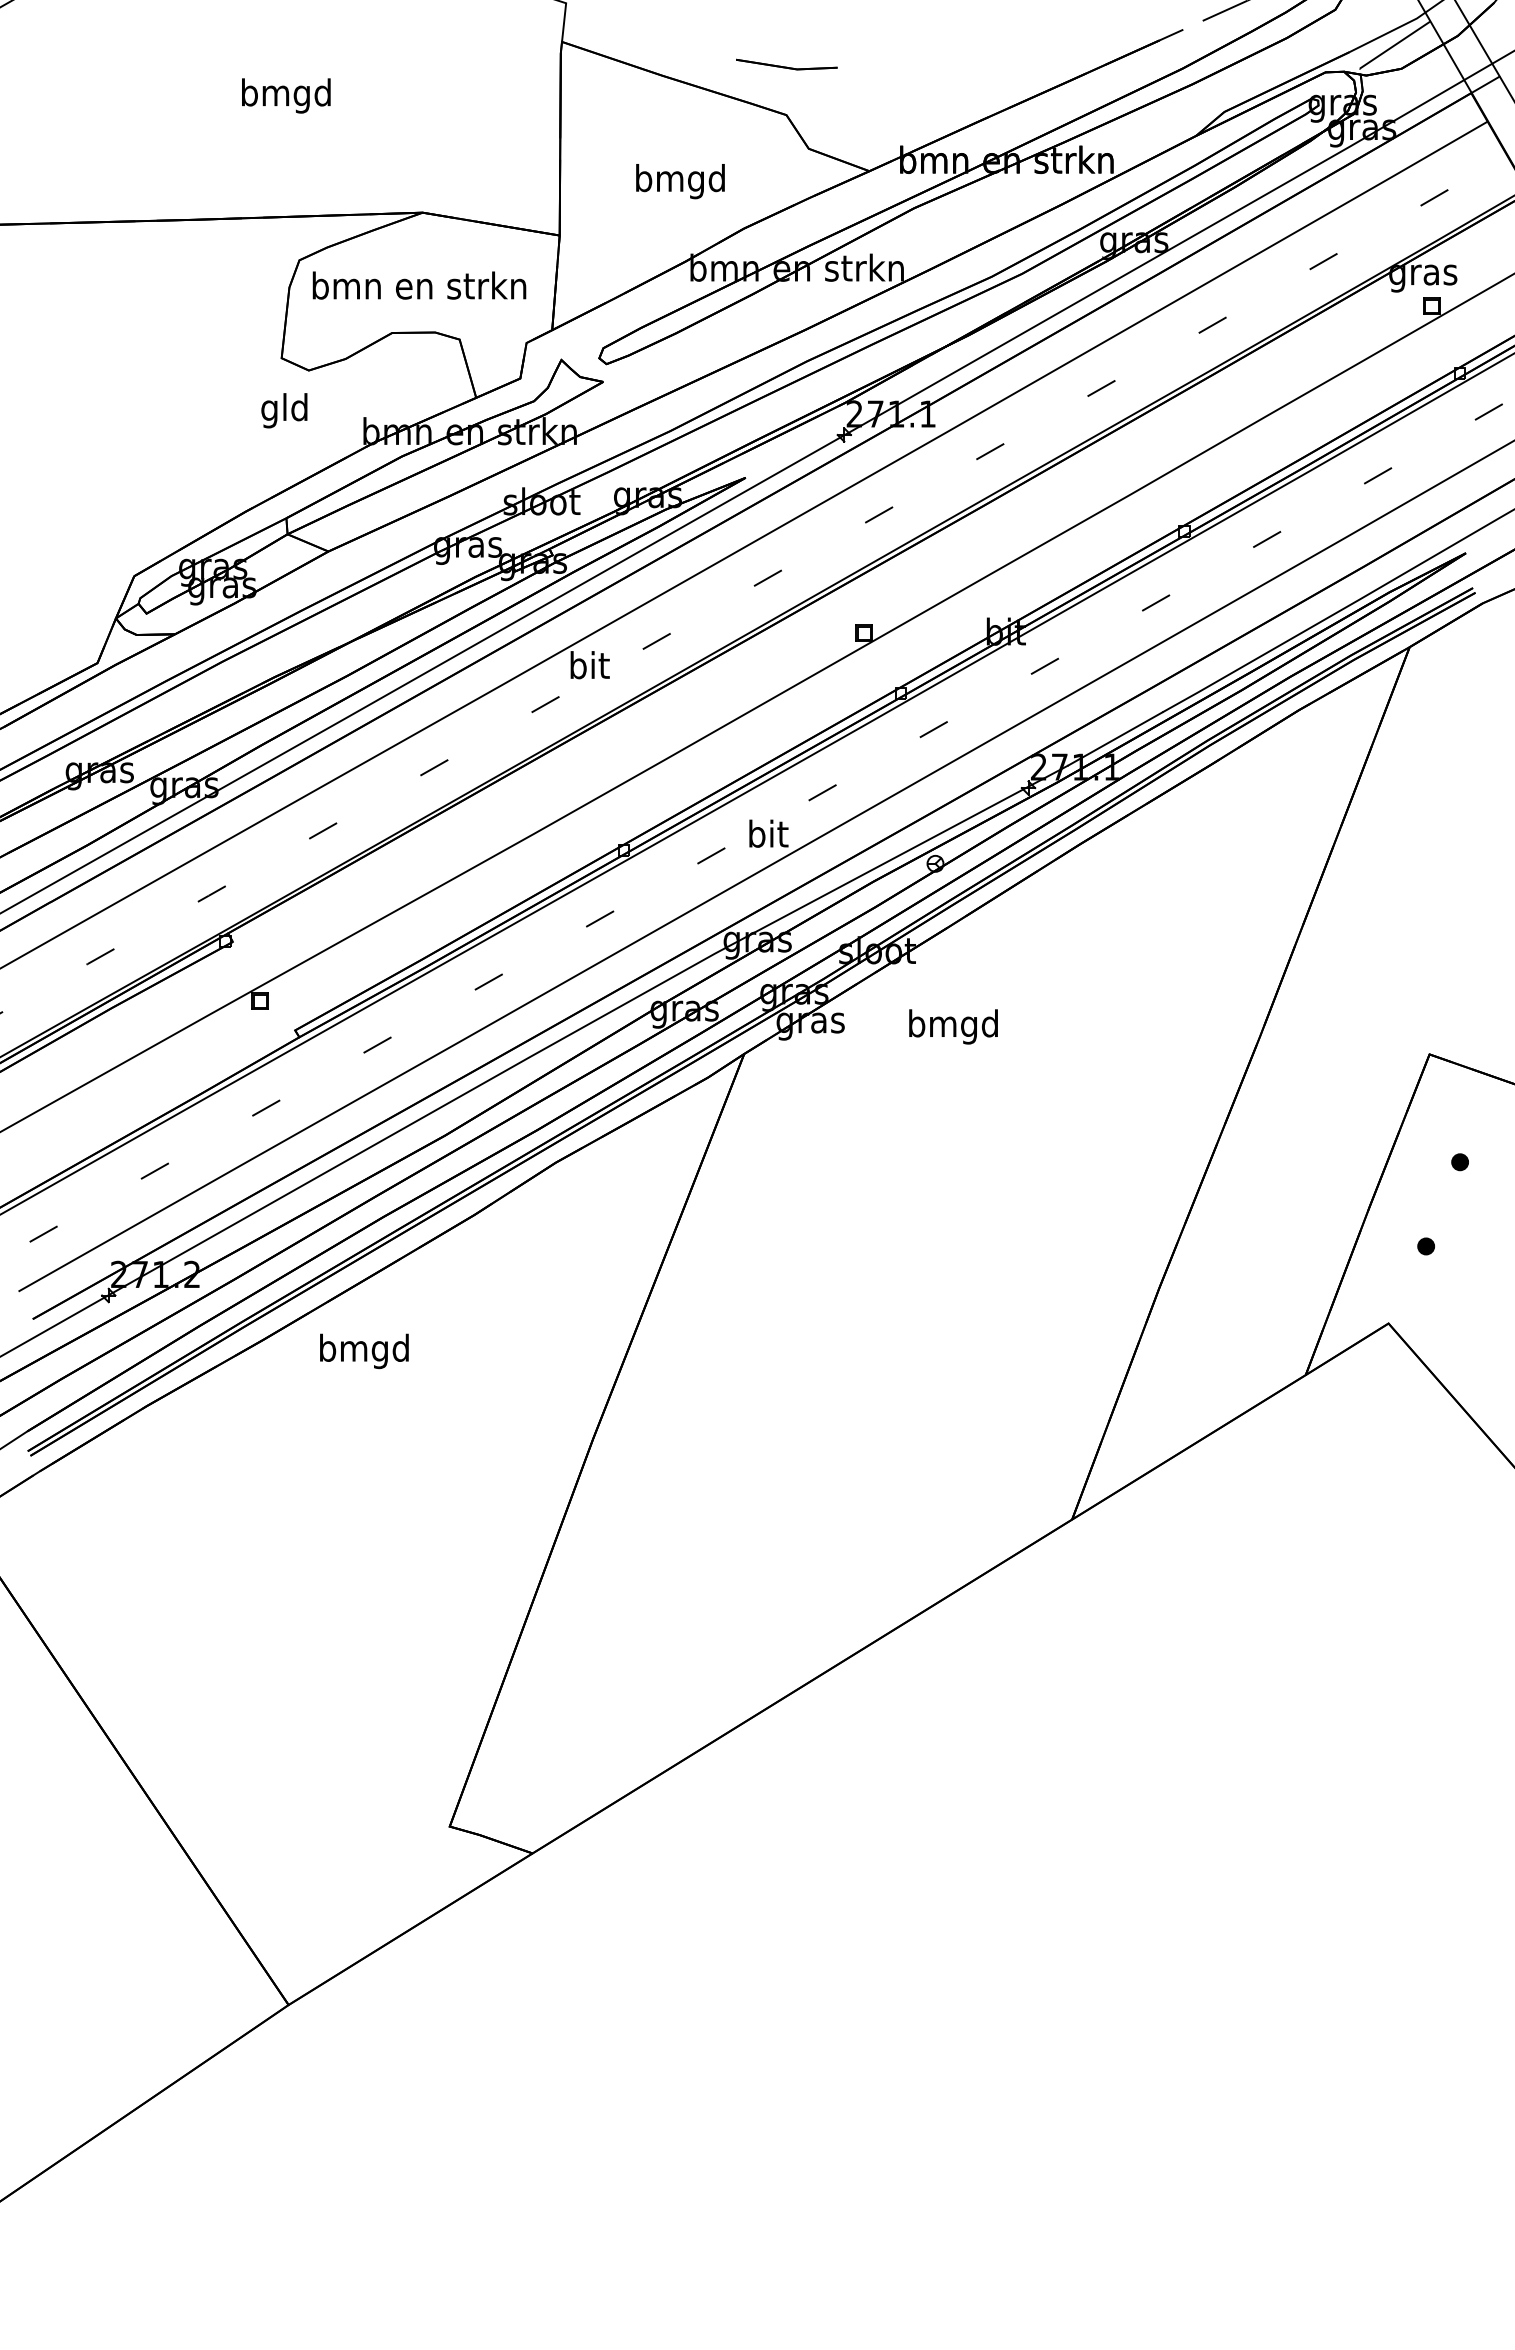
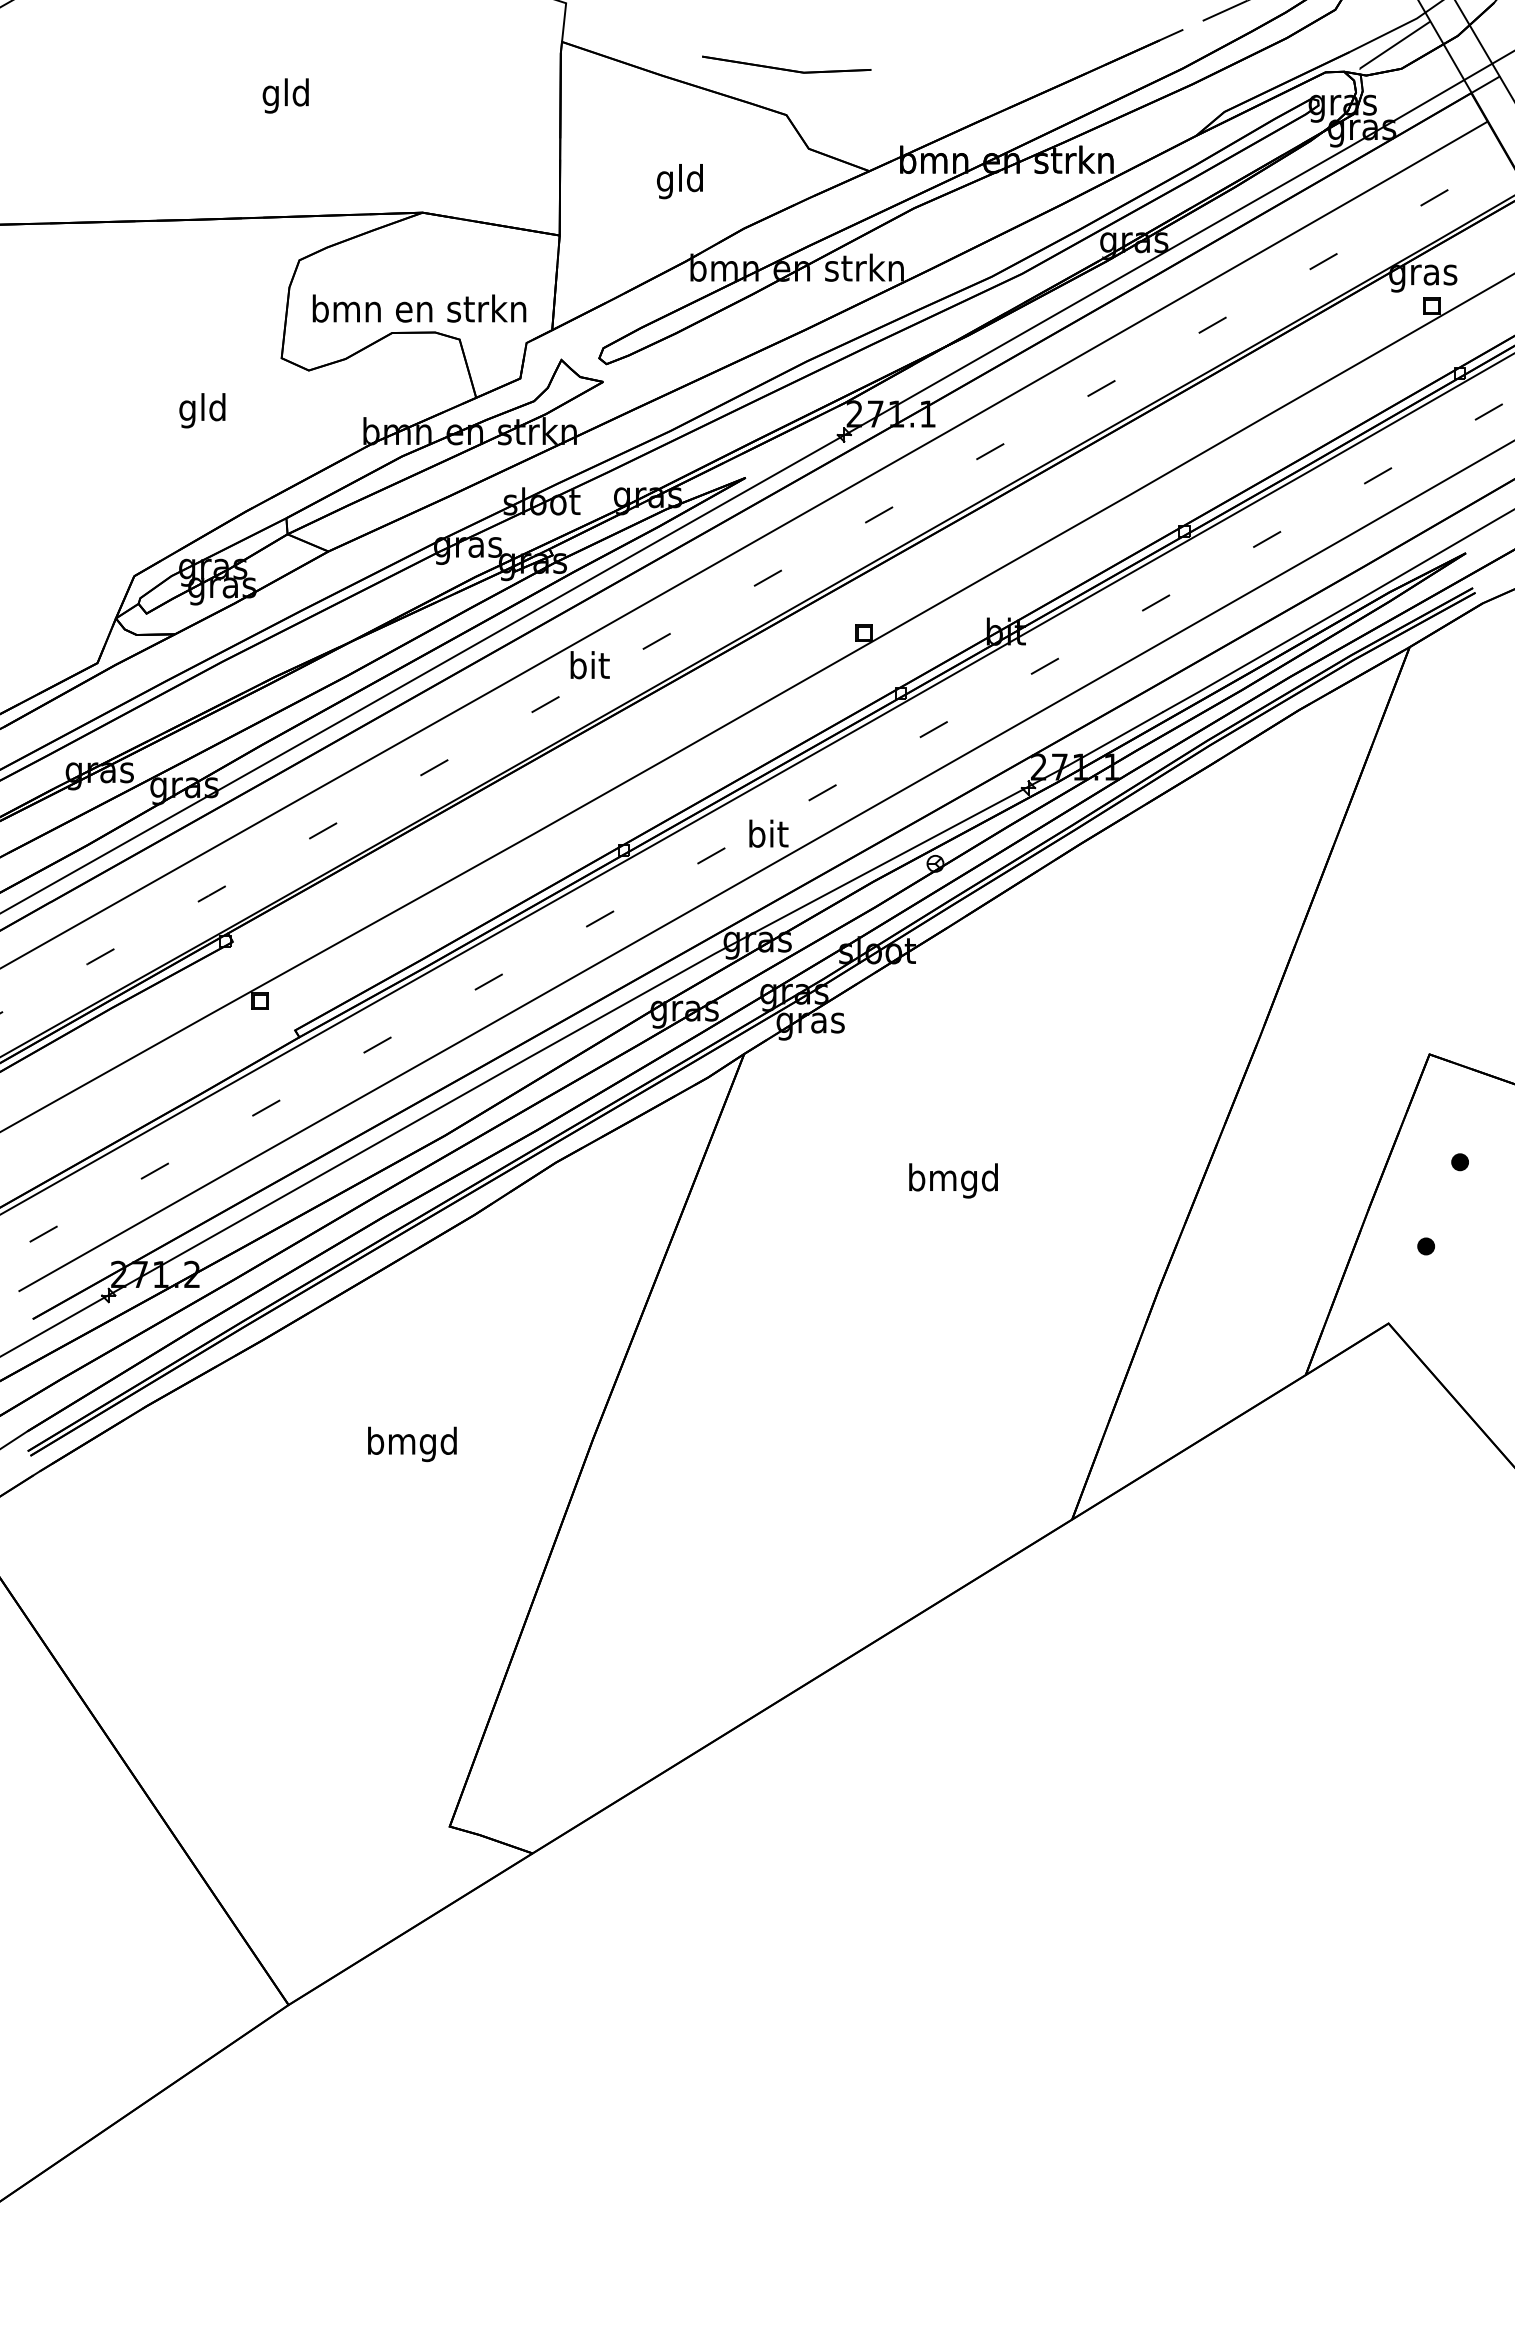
part size: 102x13 px -> 170x19 px (786, 64)
text: bmgd -> gld (286, 95)
text: bmgd -> gld (680, 181)
text position: (419, 285) -> (419, 308) (419, 308)
text position: (284, 410) -> (202, 410) (202, 410)
text position: (953, 1026) -> (953, 1180) (953, 1180)
text position: (364, 1351) -> (412, 1444) (412, 1444)
